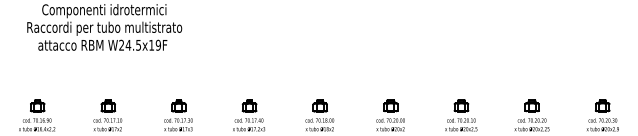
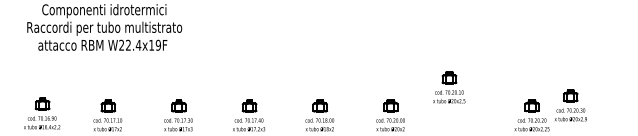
text: W24.5x19F -> W22.4x19F (133, 44)
part position: (37, 115) -> (42, 113) (42, 113)
part position: (461, 115) -> (449, 87) (449, 87)
part position: (602, 115) -> (570, 105) (570, 105)
